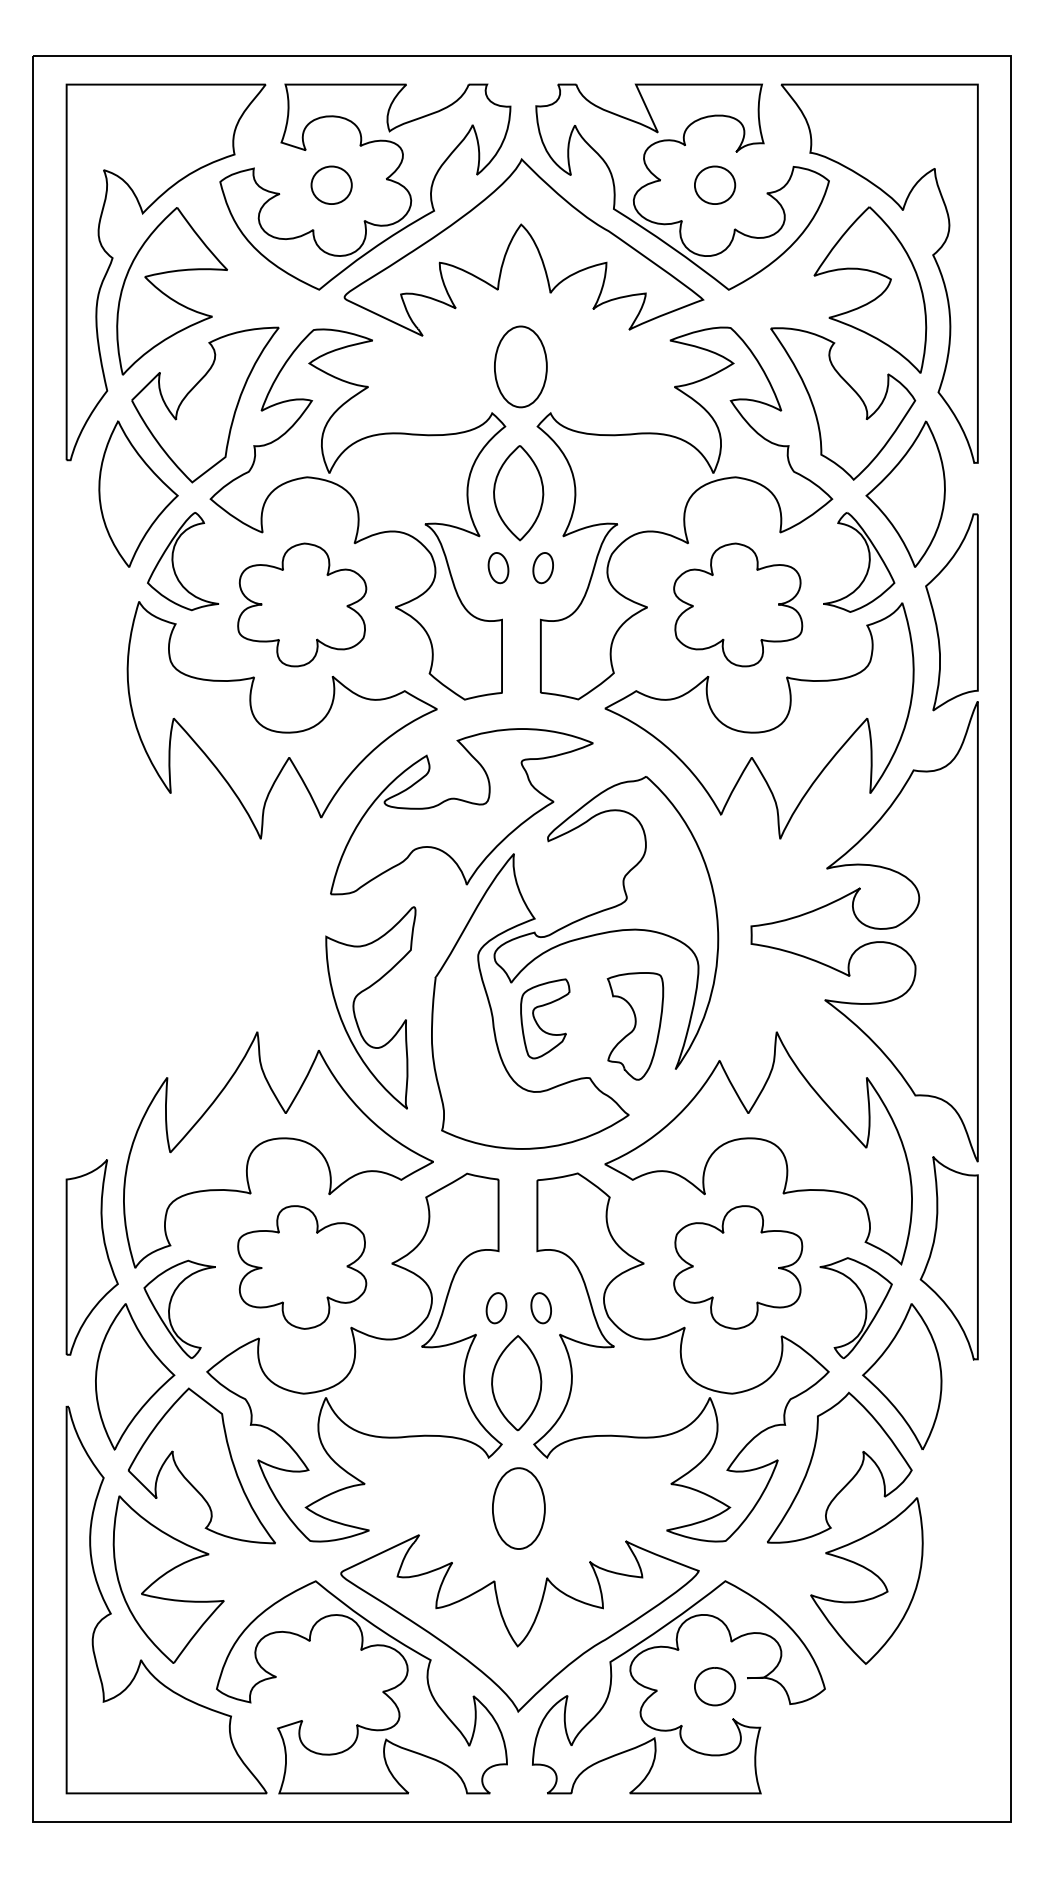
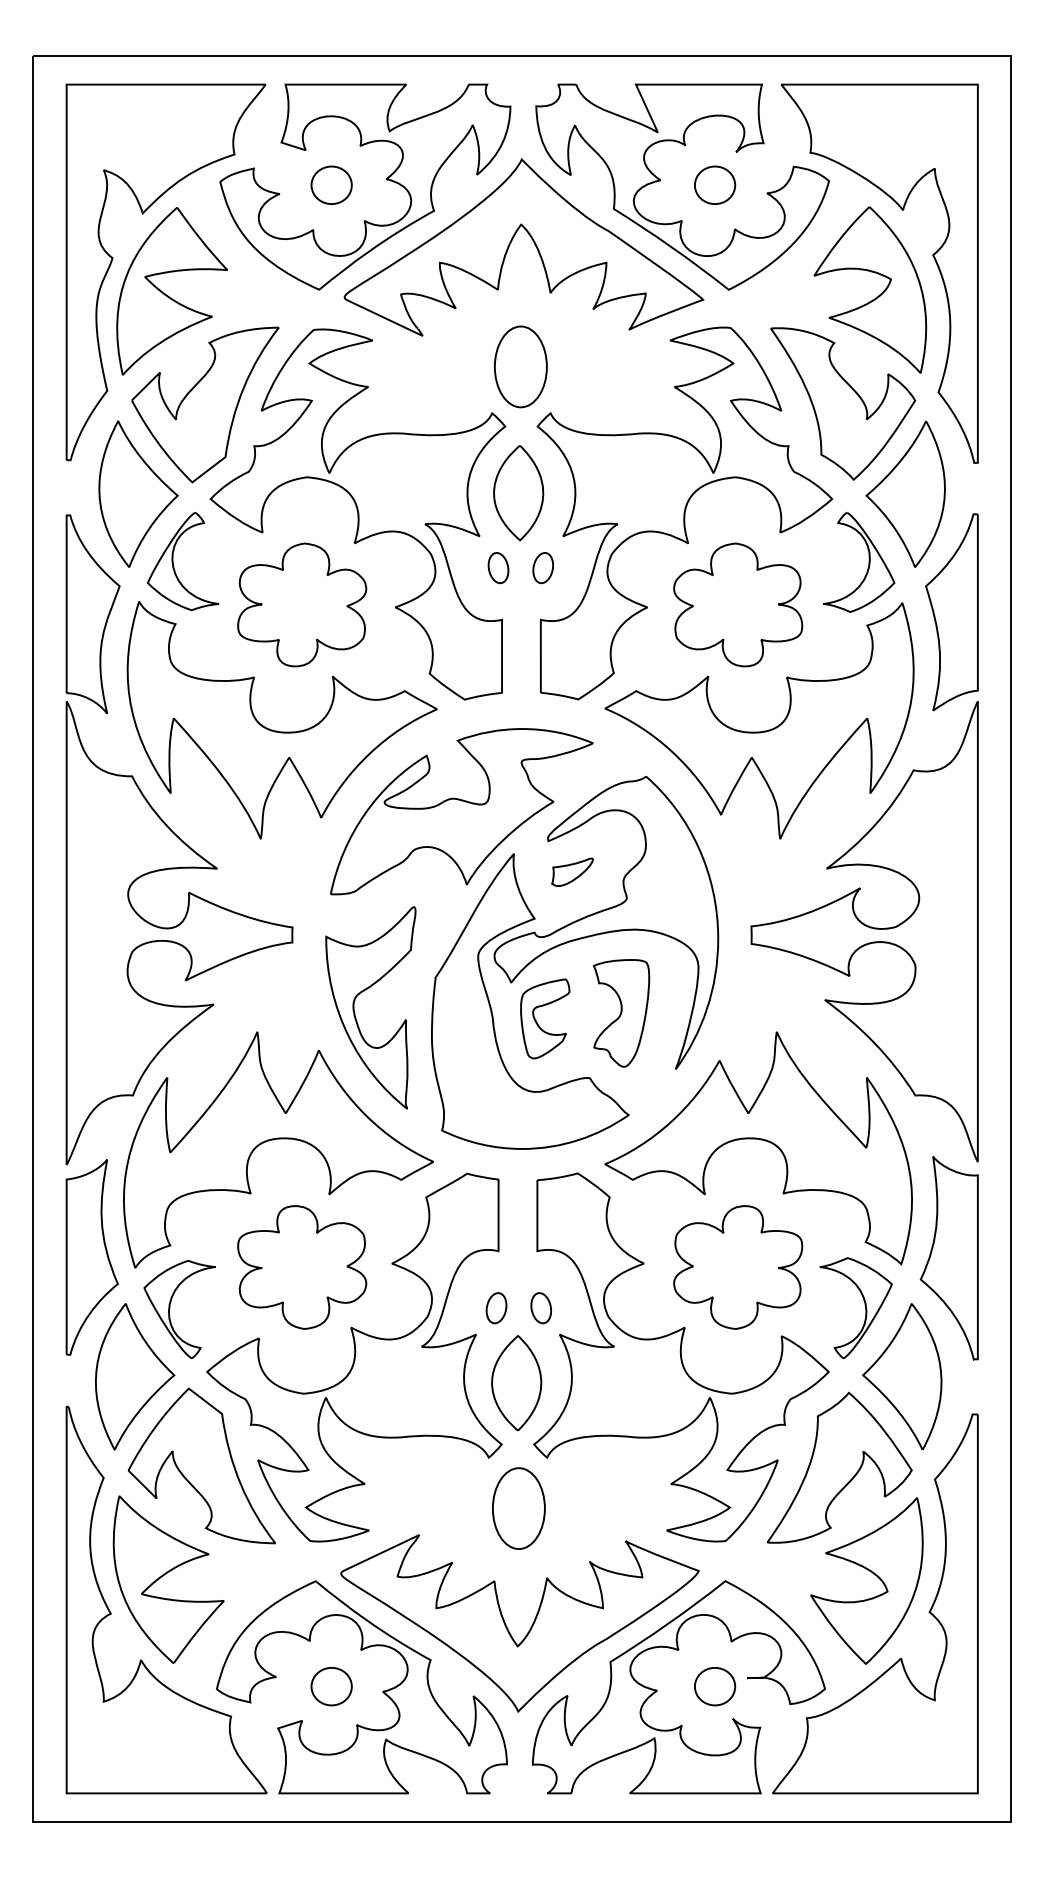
part: none -> present (179, 839)
part: none -> present (572, 871)
part position: (635, 1026) -> (621, 1013) (621, 1013)
part: none -> present (928, 1612)
part: none -> present (331, 1686)
